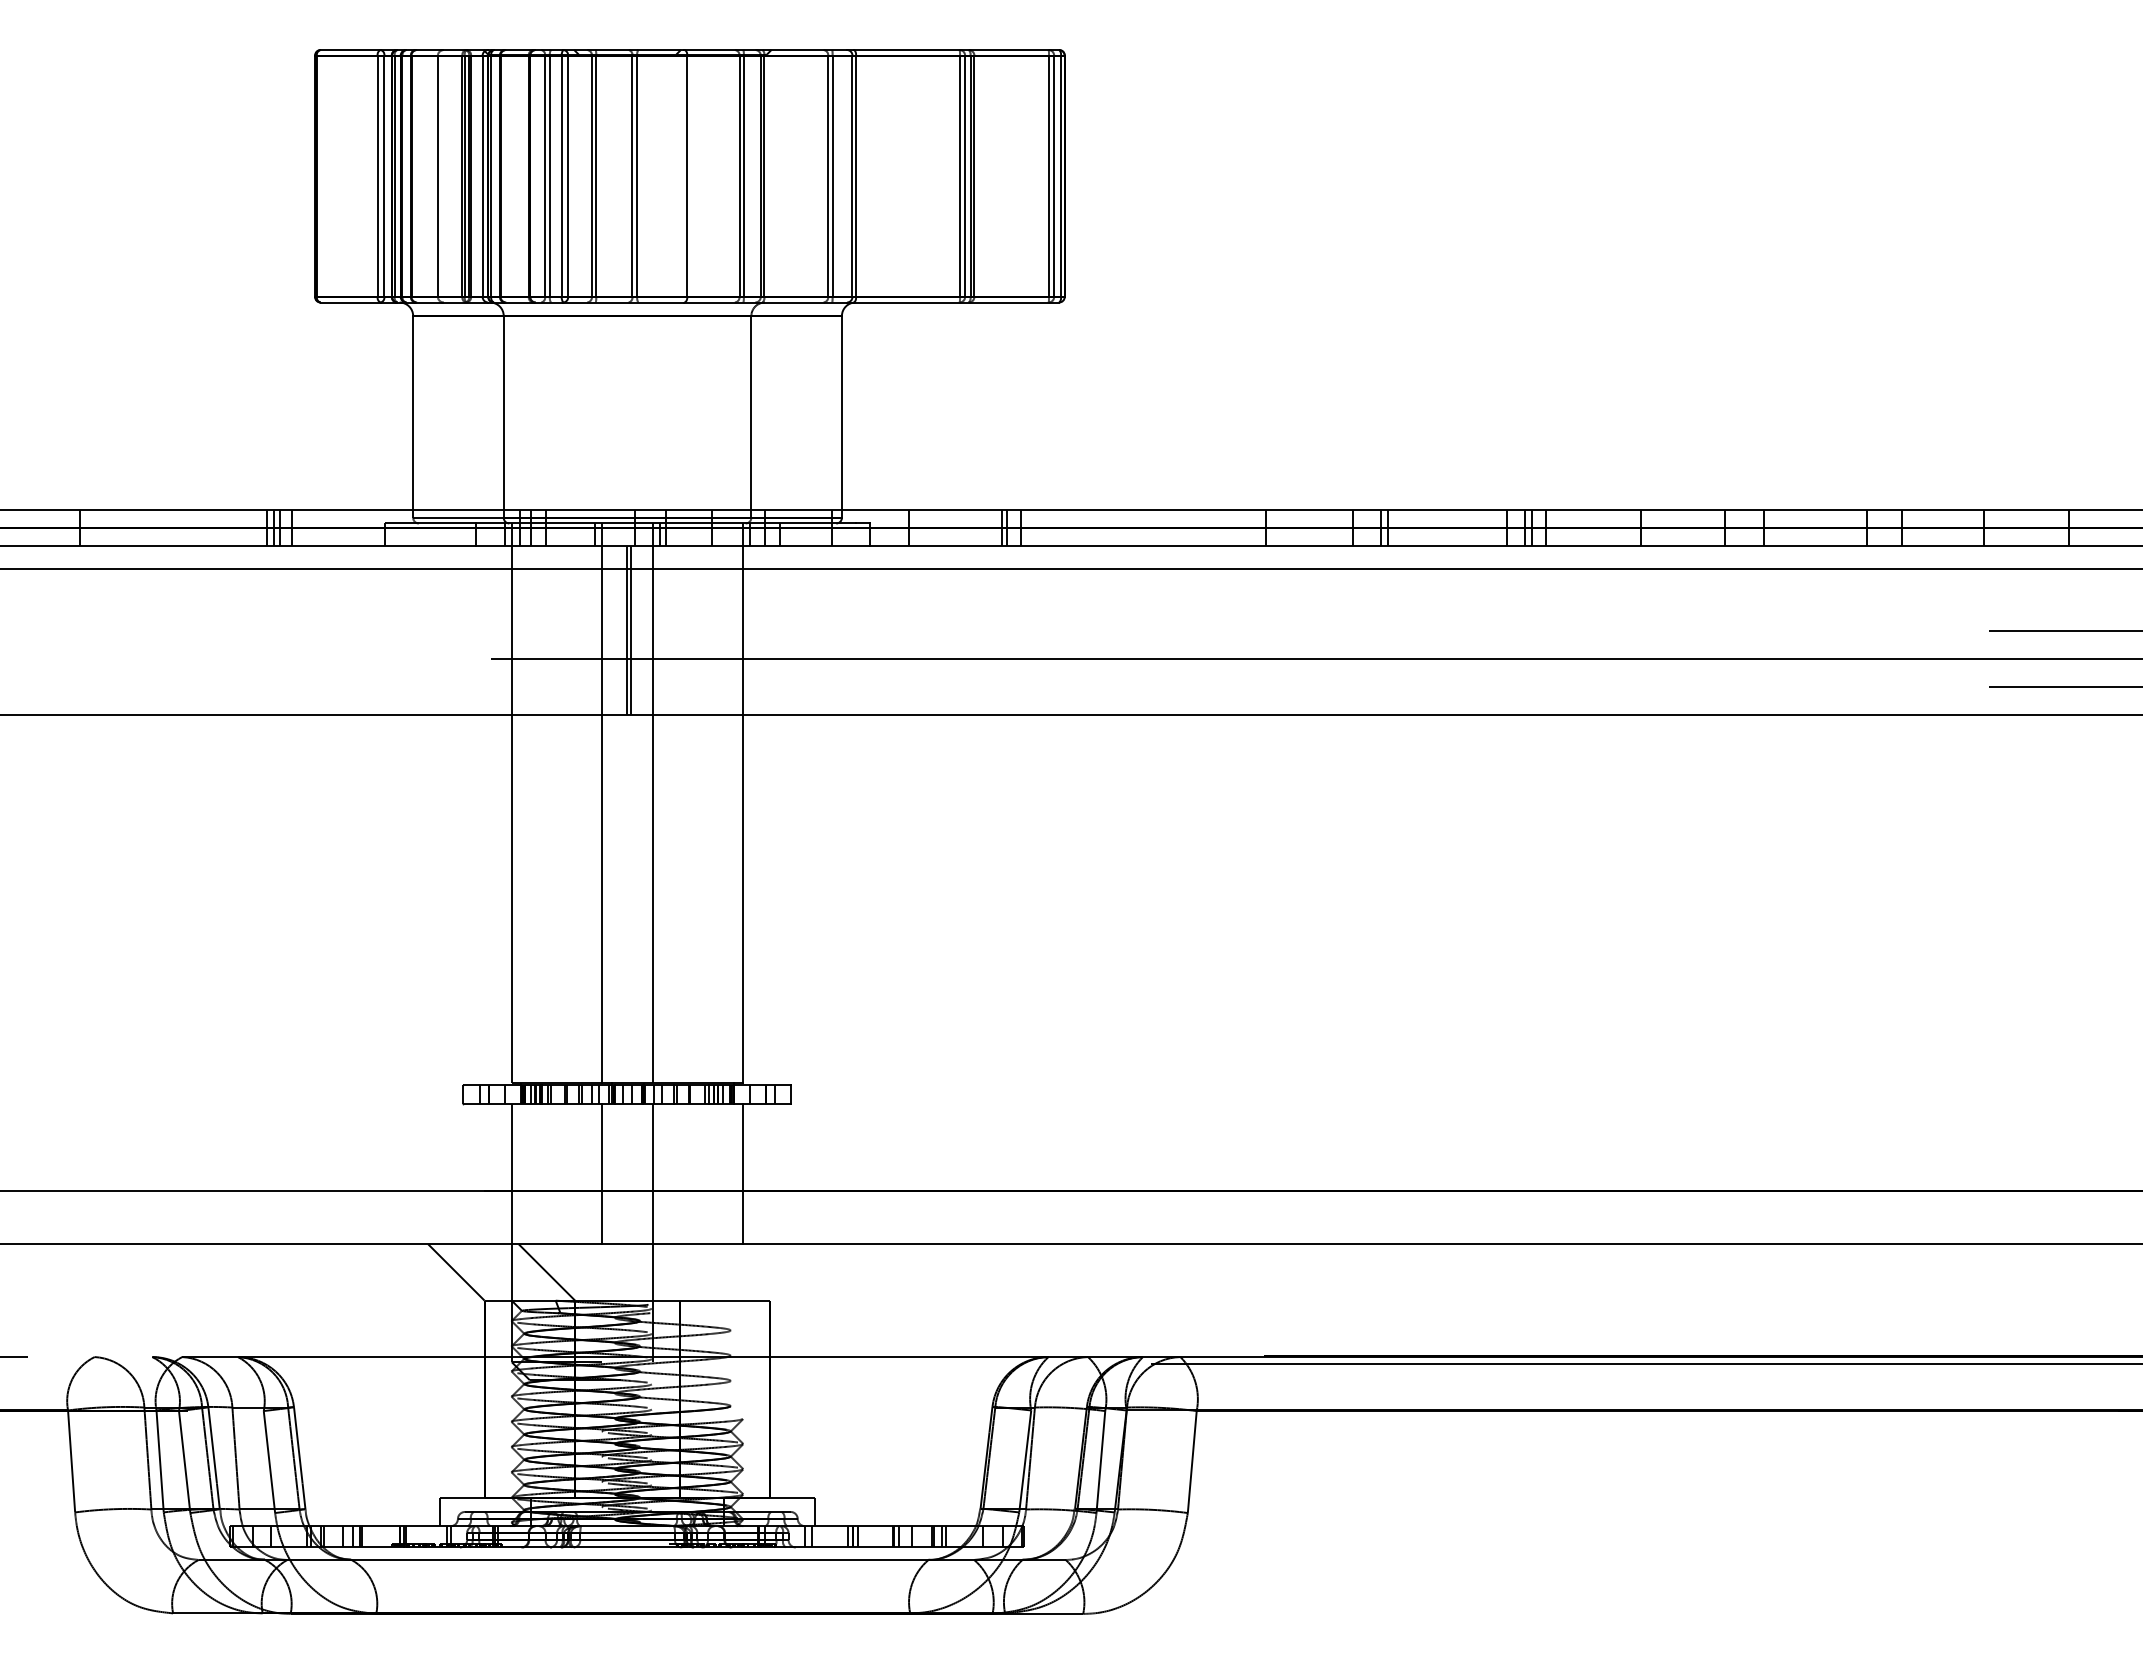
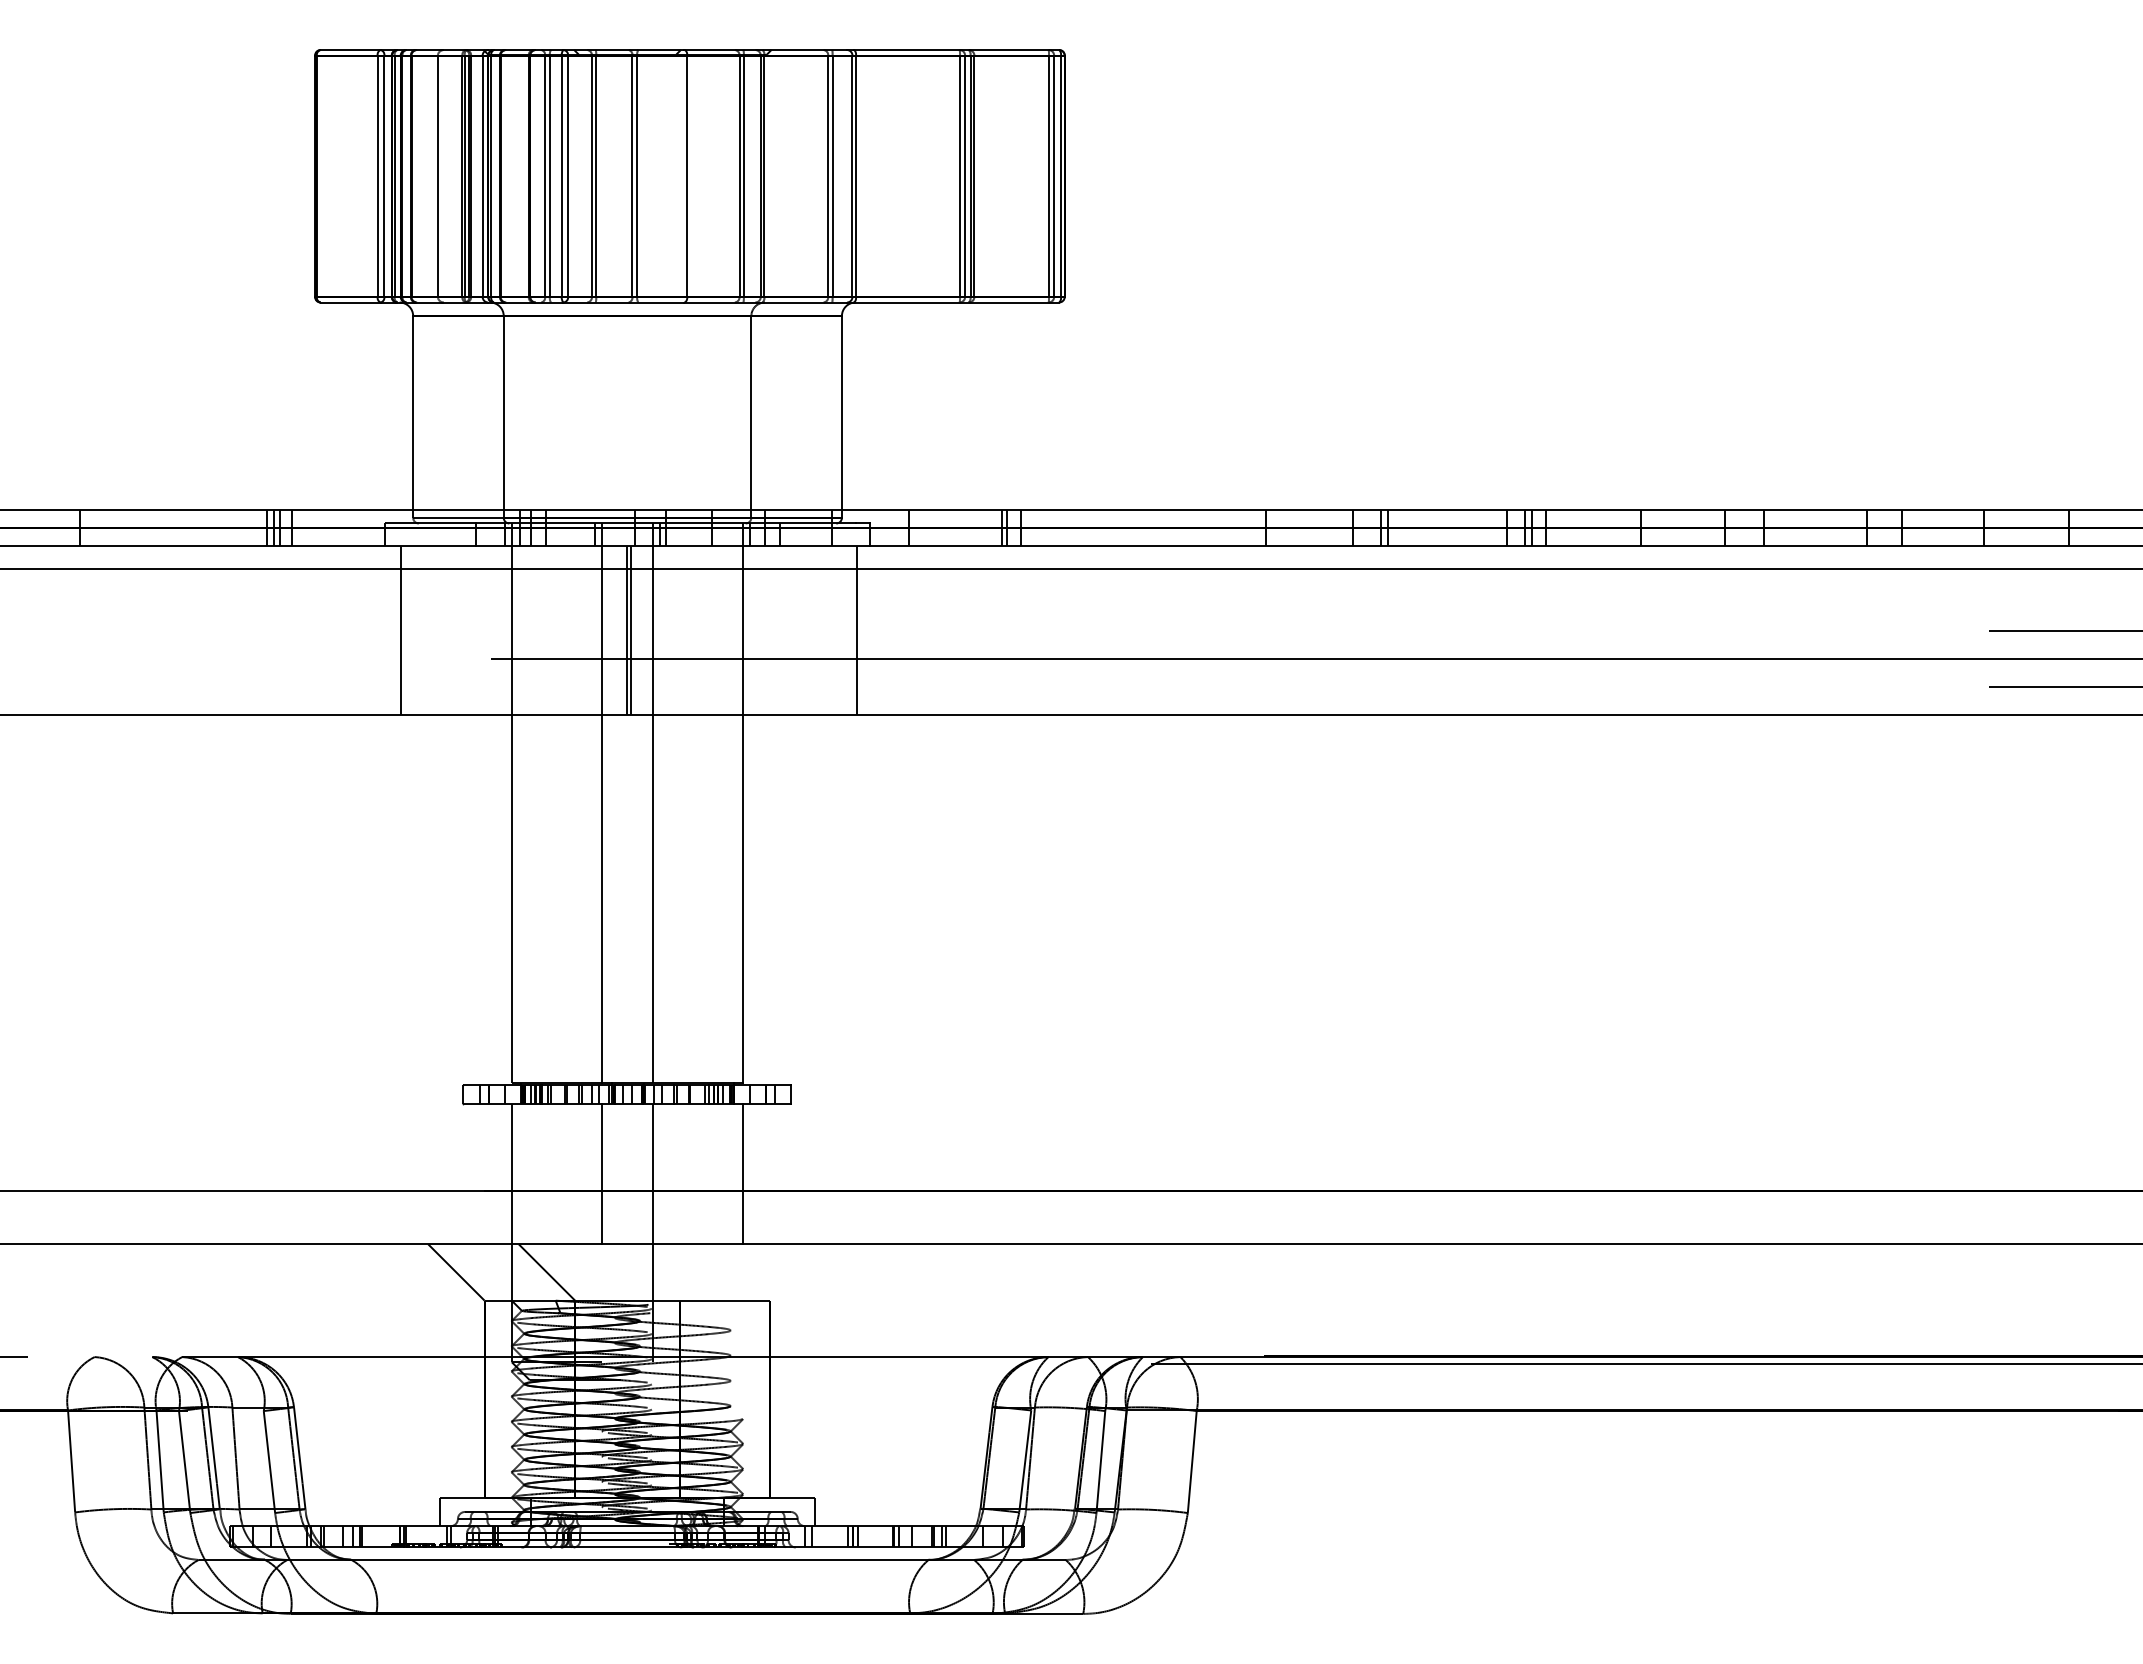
line: none -> present (401, 630)
line: none -> present (856, 630)
